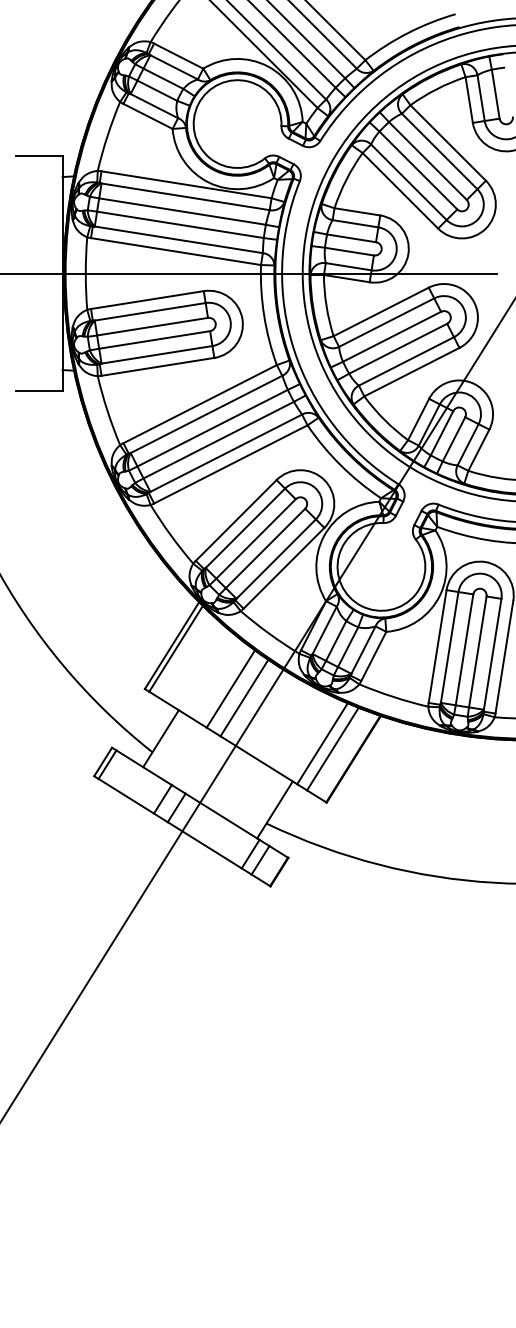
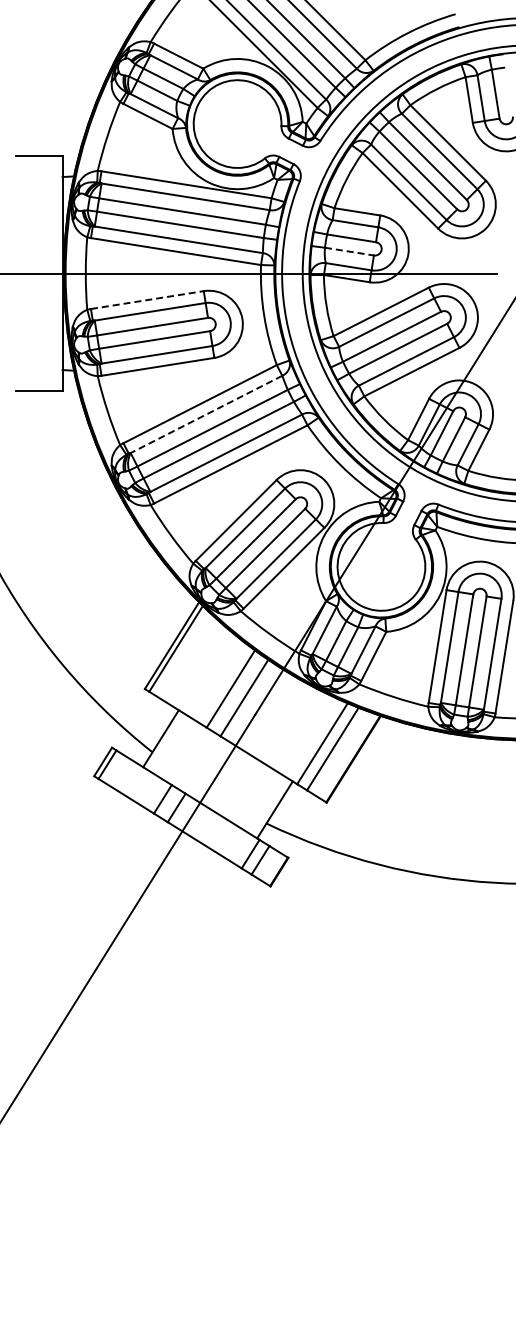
line: solid -> dashed (349, 251)
line: solid -> dashed (147, 300)
line: solid -> dashed (206, 414)
